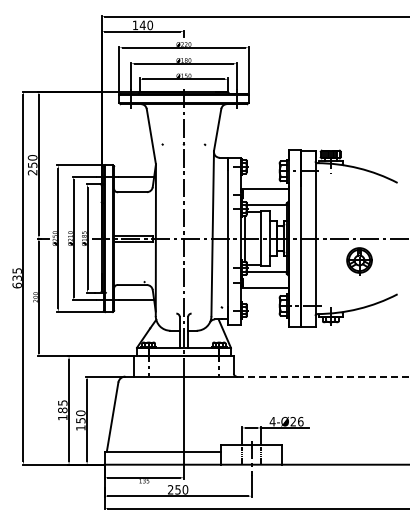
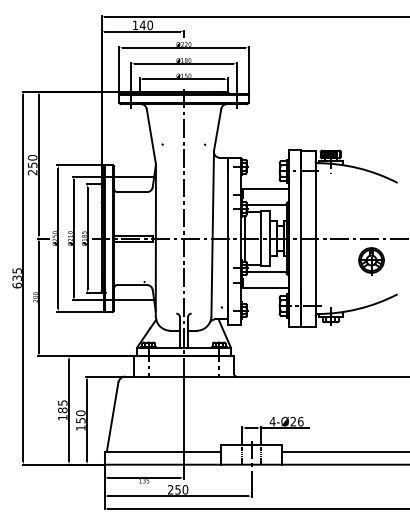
part position: (359, 261) -> (371, 261) (371, 261)
line: dashed -> solid (323, 376)
line: none -> present (344, 451)
